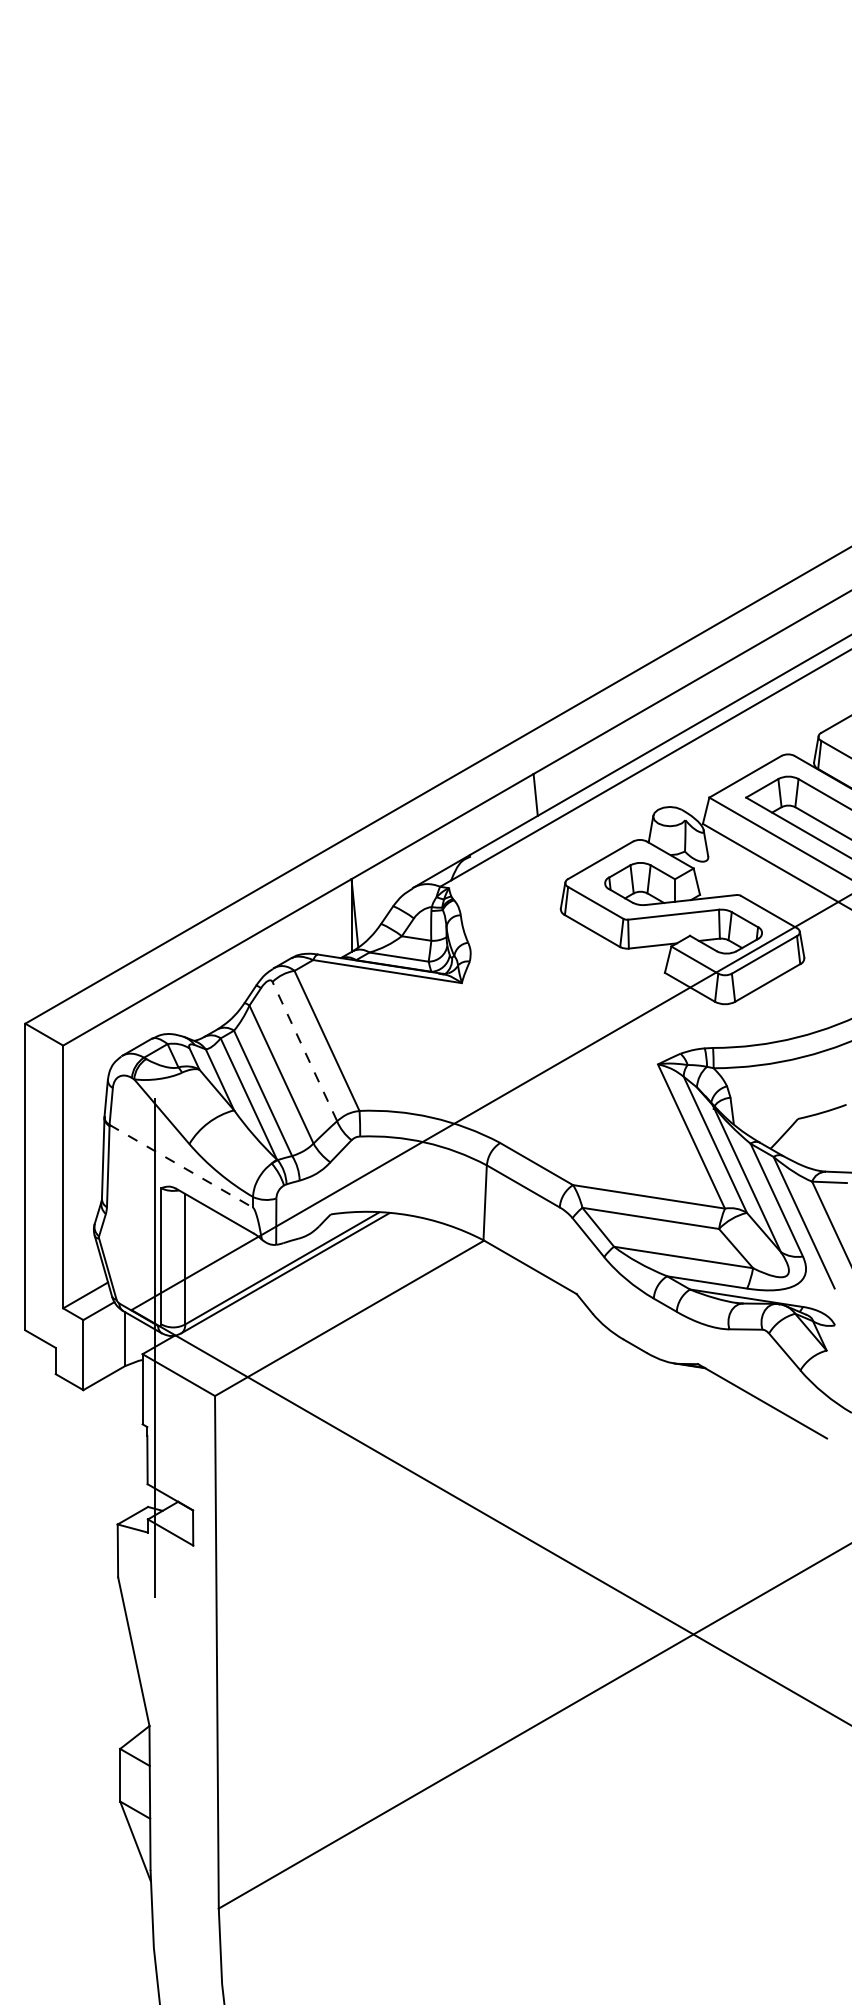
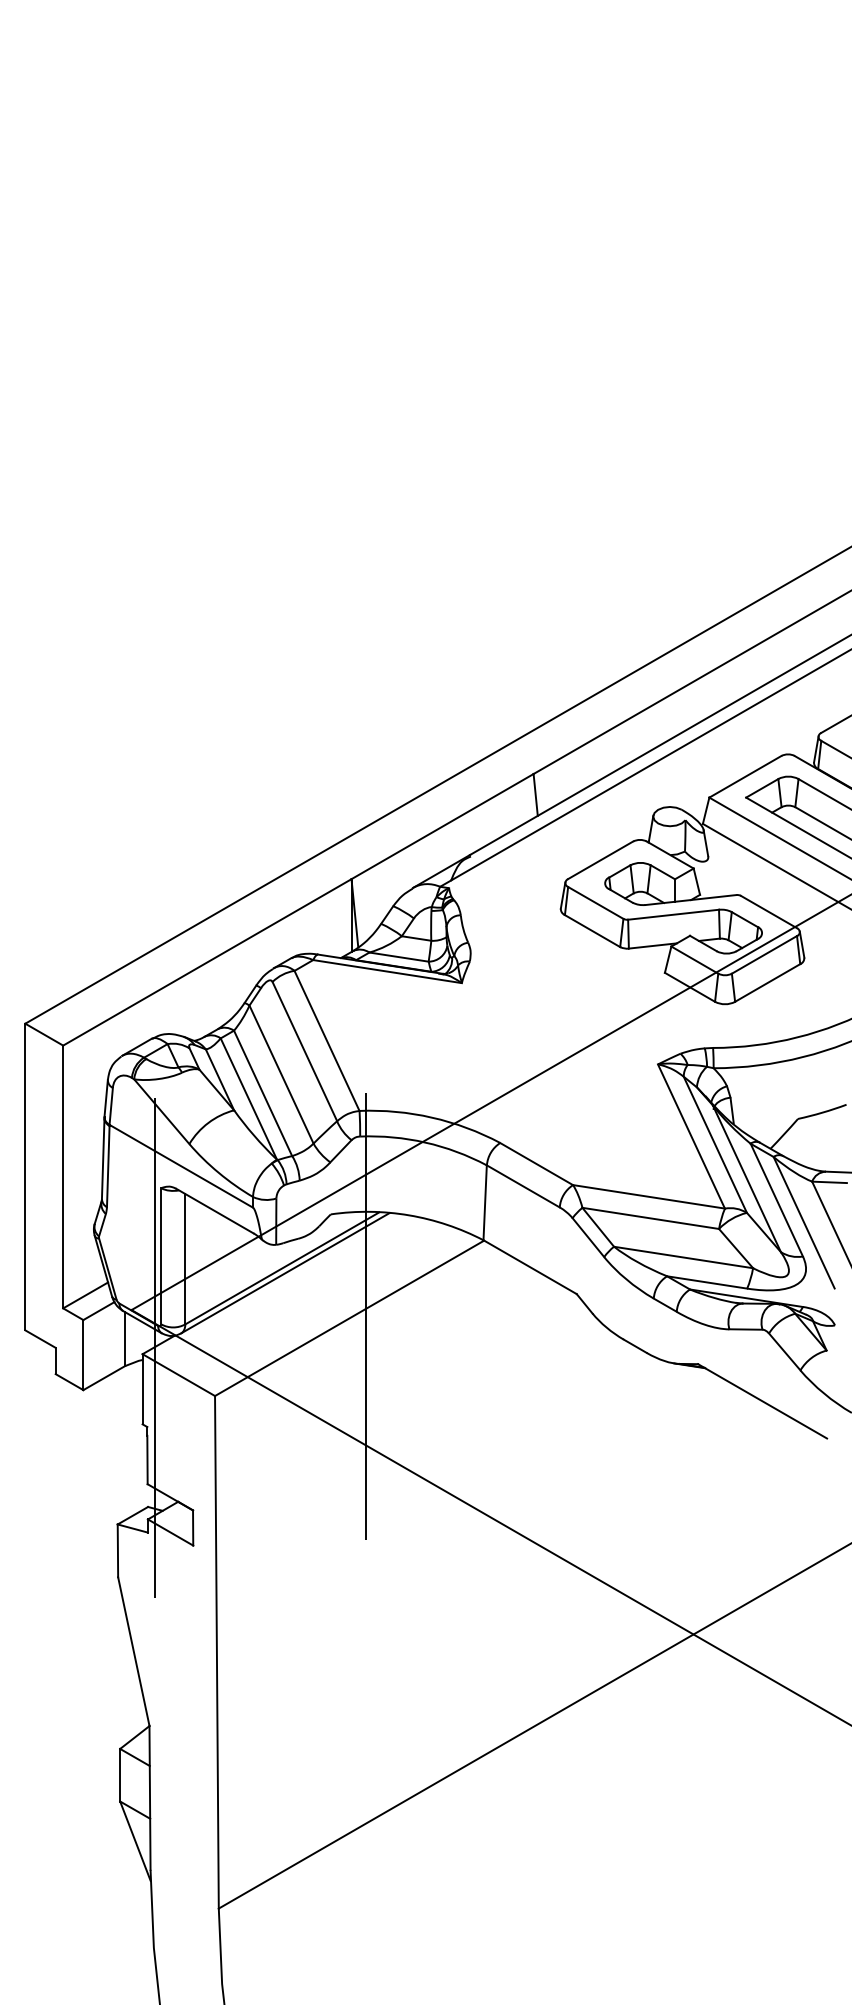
line: dashed -> solid (304, 1051)
line: dashed -> solid (181, 1166)
line: none -> present (366, 1316)
